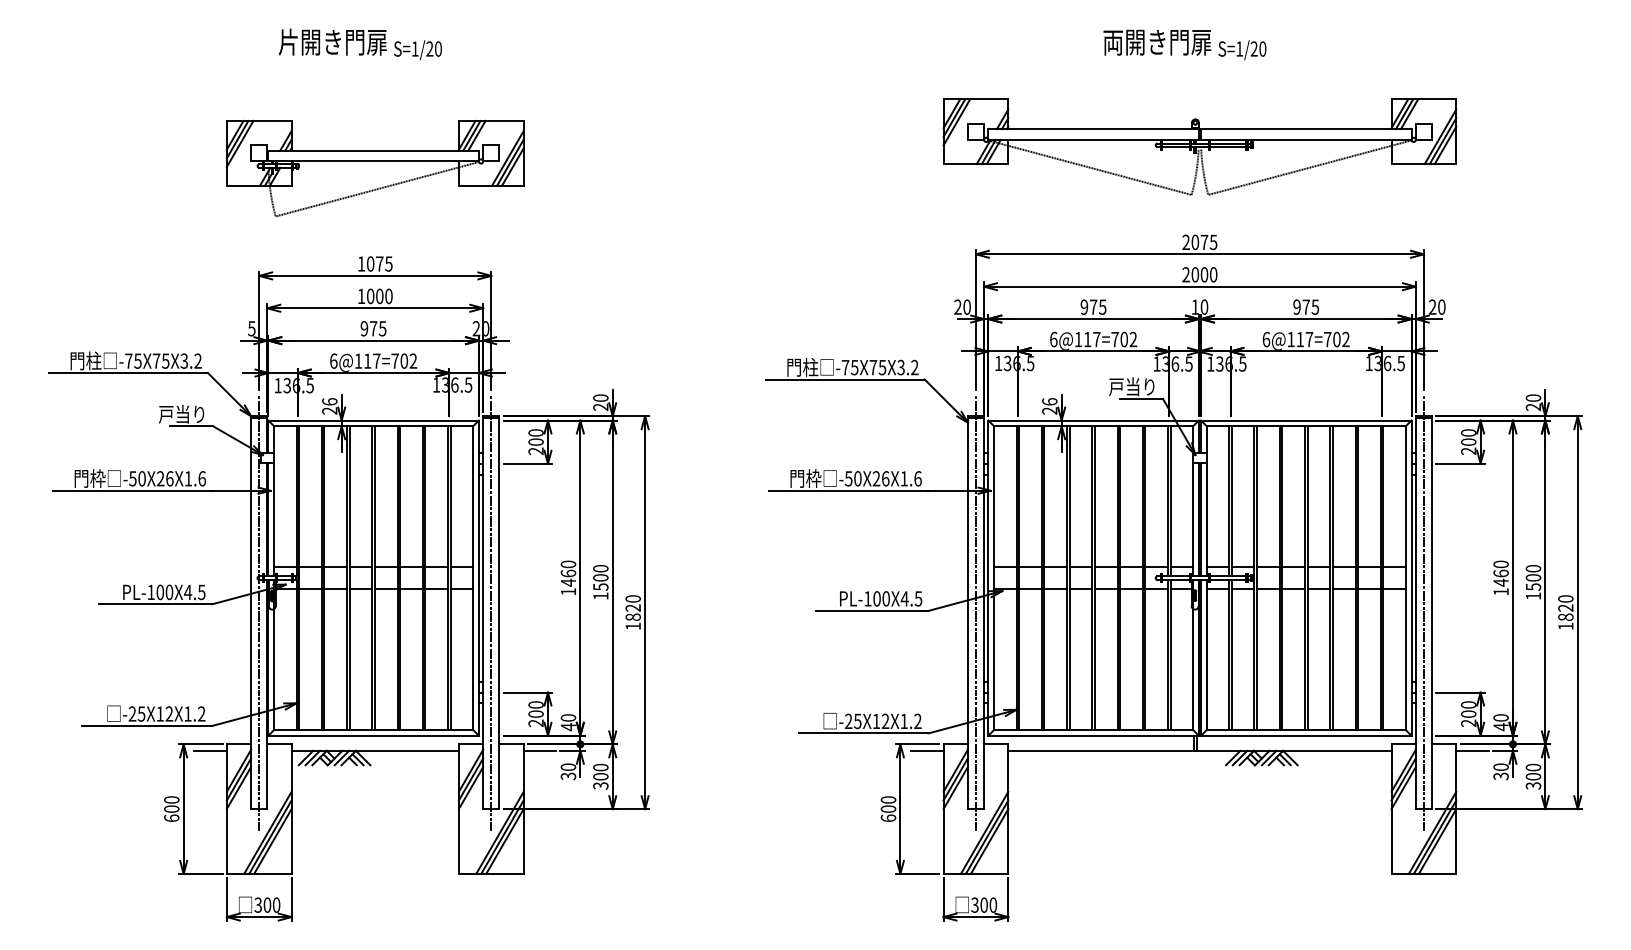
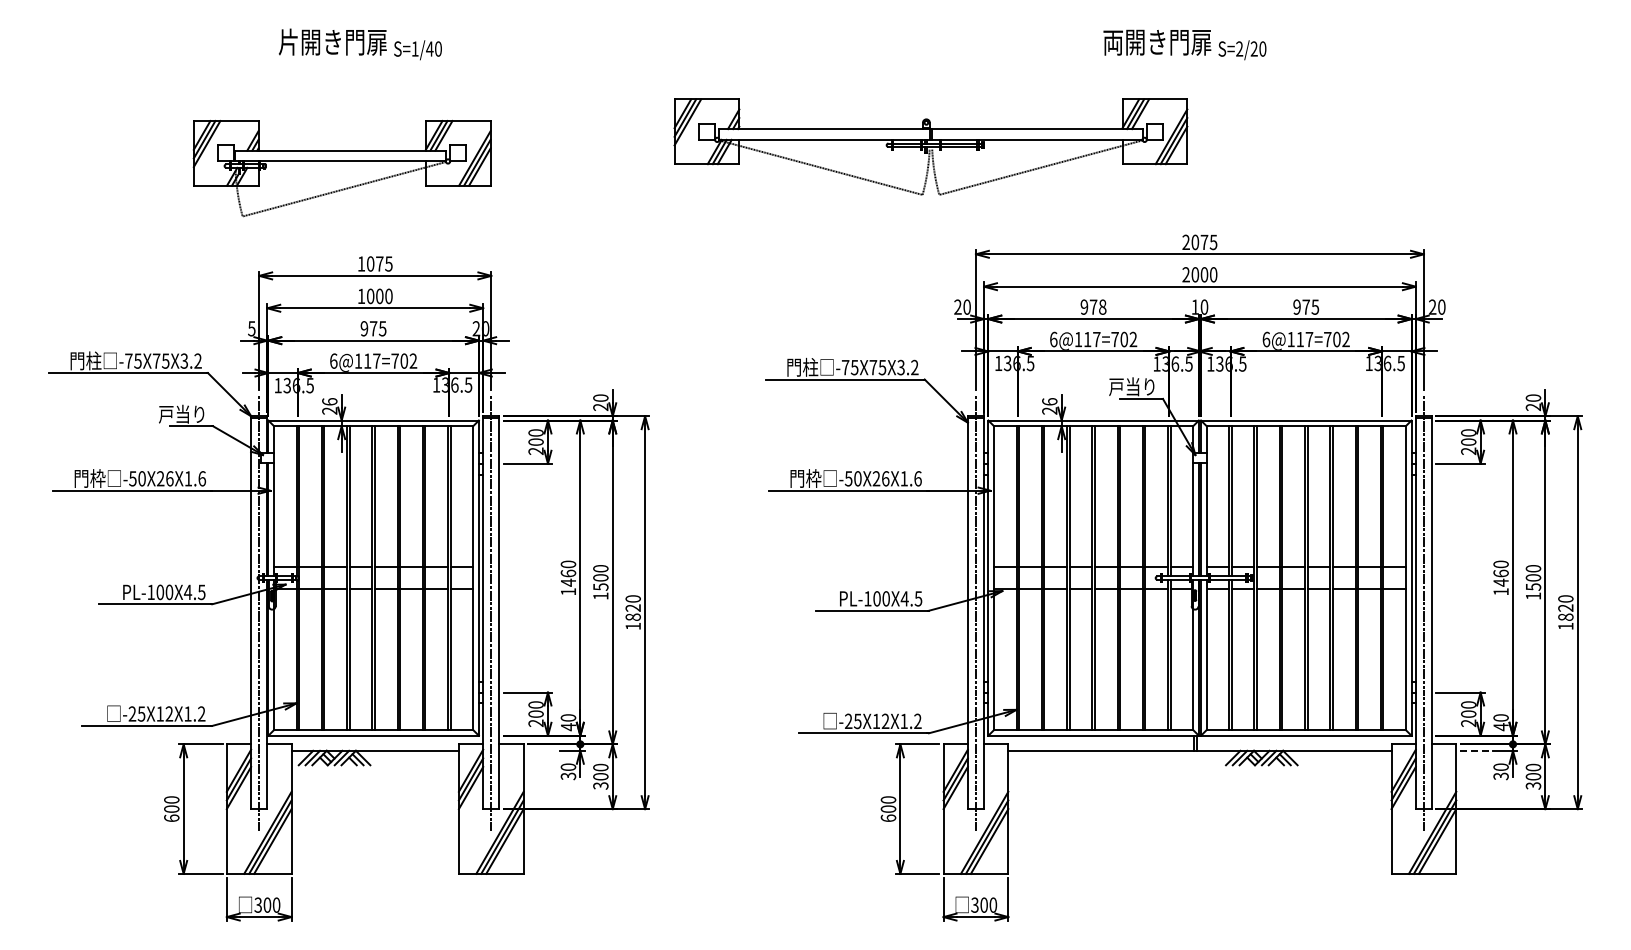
text: S=1/20 -> S=1/40 (429, 48)
text: S=1/20 -> S=2/20 (1239, 48)
part position: (1199, 146) -> (930, 146) (930, 146)
part position: (374, 168) -> (341, 168) (341, 168)
text: 975 -> 978 (1102, 306)
line: present -> none (210, 750)
line: present -> none (539, 750)
line: present -> none (927, 750)
line: solid -> dashed (1472, 750)
